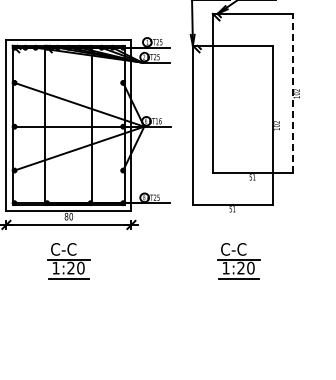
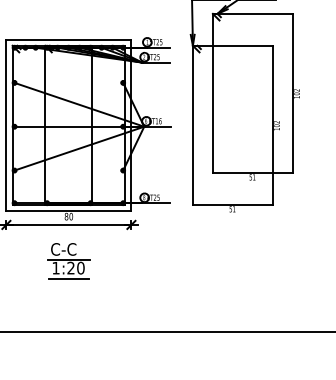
line: dashed -> solid (292, 93)
part: present -> none (238, 261)
line: none -> present (167, 332)
